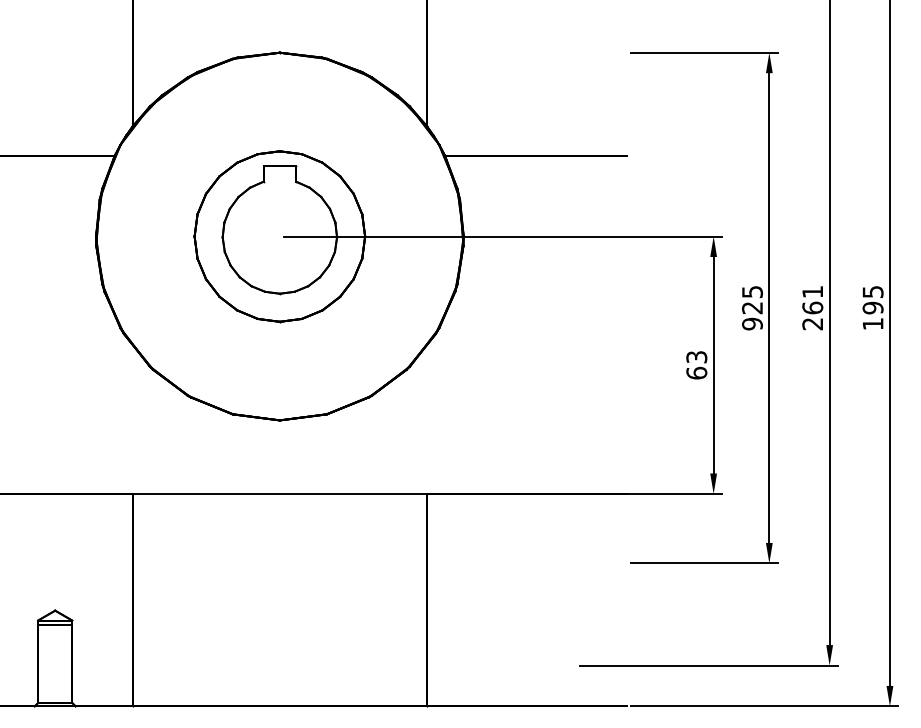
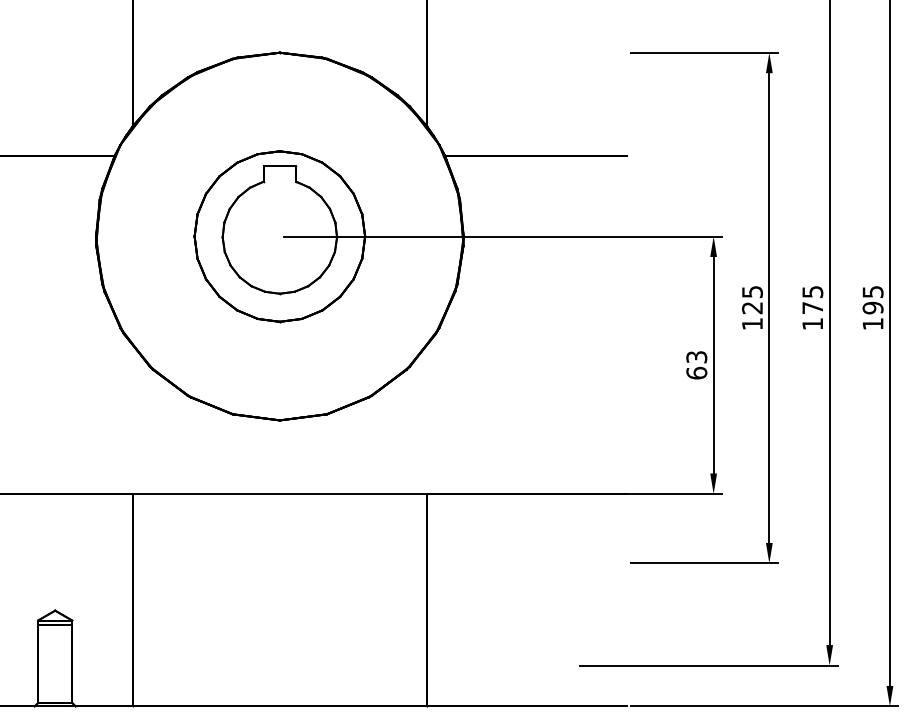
text: 261 -> 175 (812, 308)
text: 925 -> 125 (752, 323)
